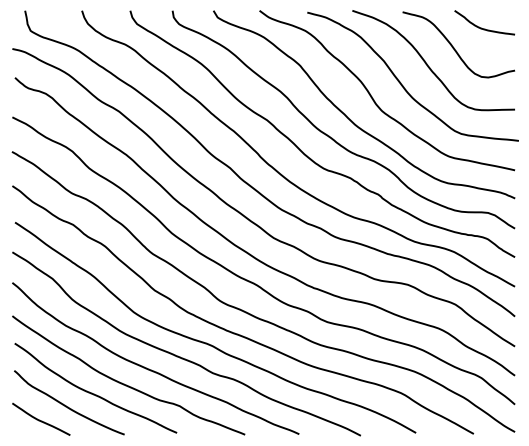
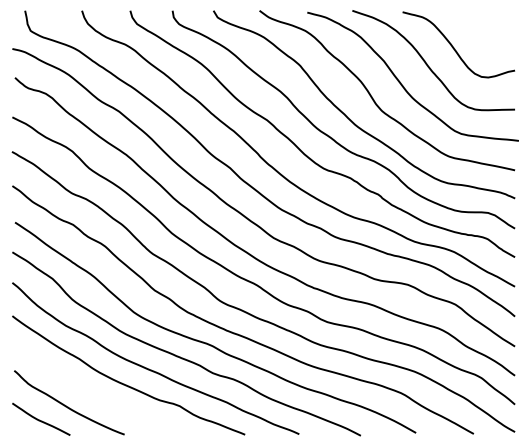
curve: present -> none (481, 27)
curve: present -> none (92, 392)
